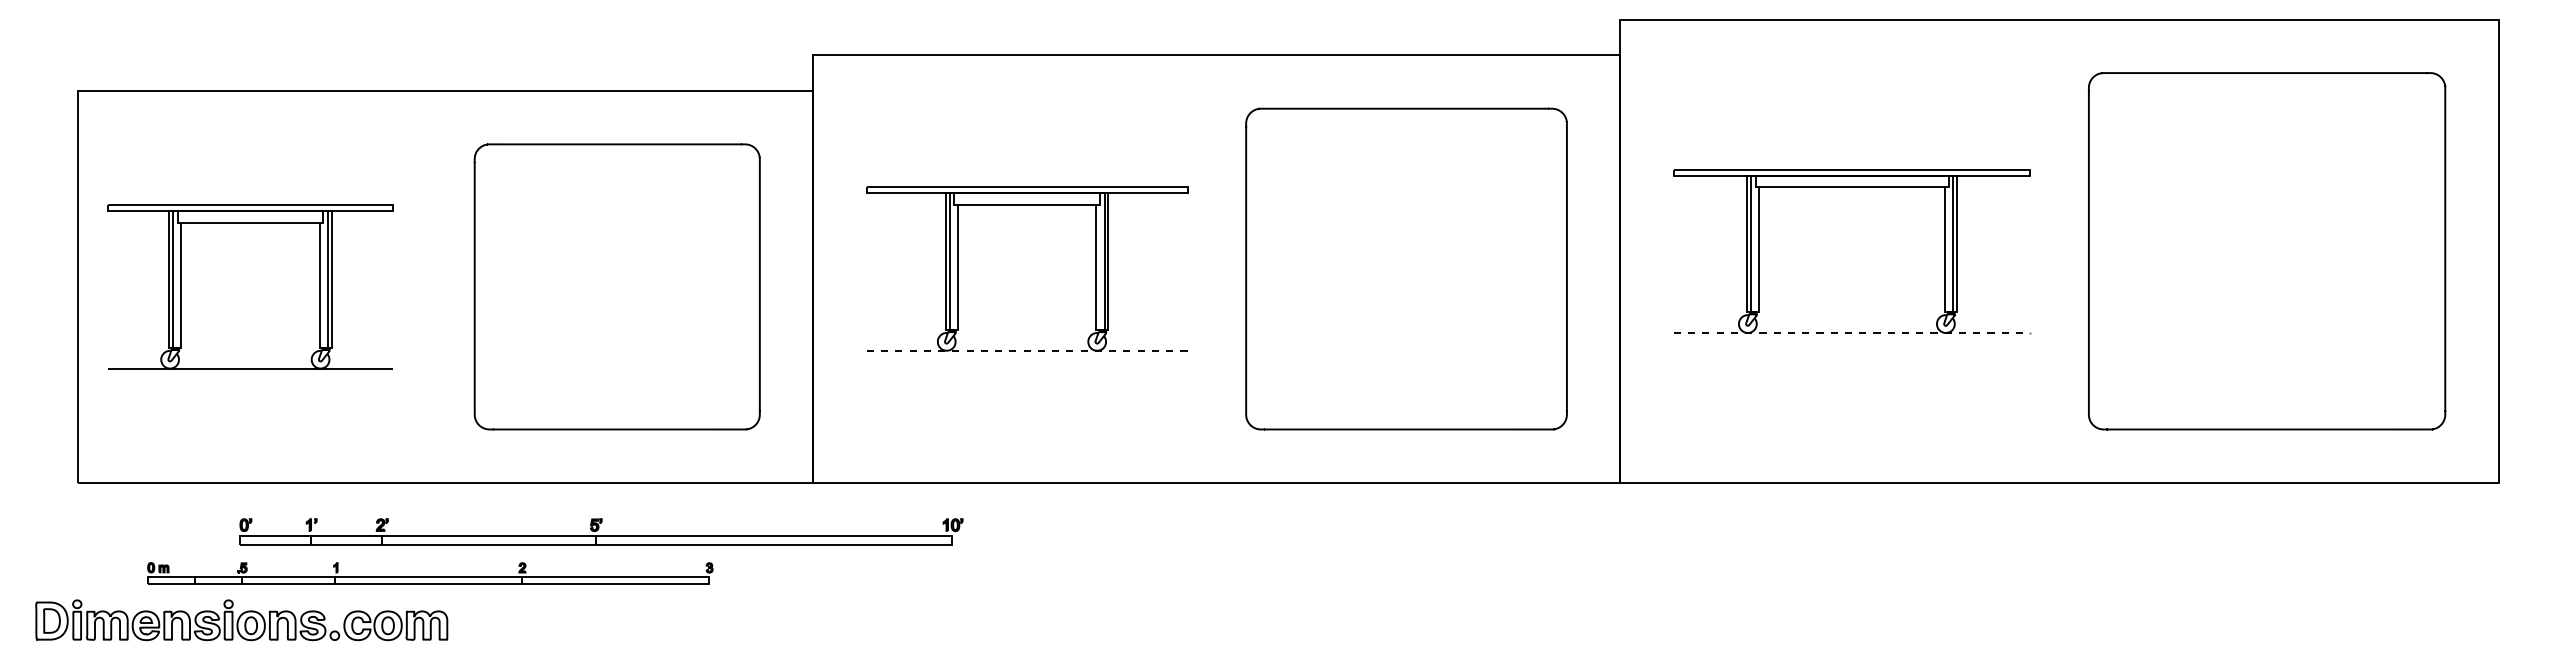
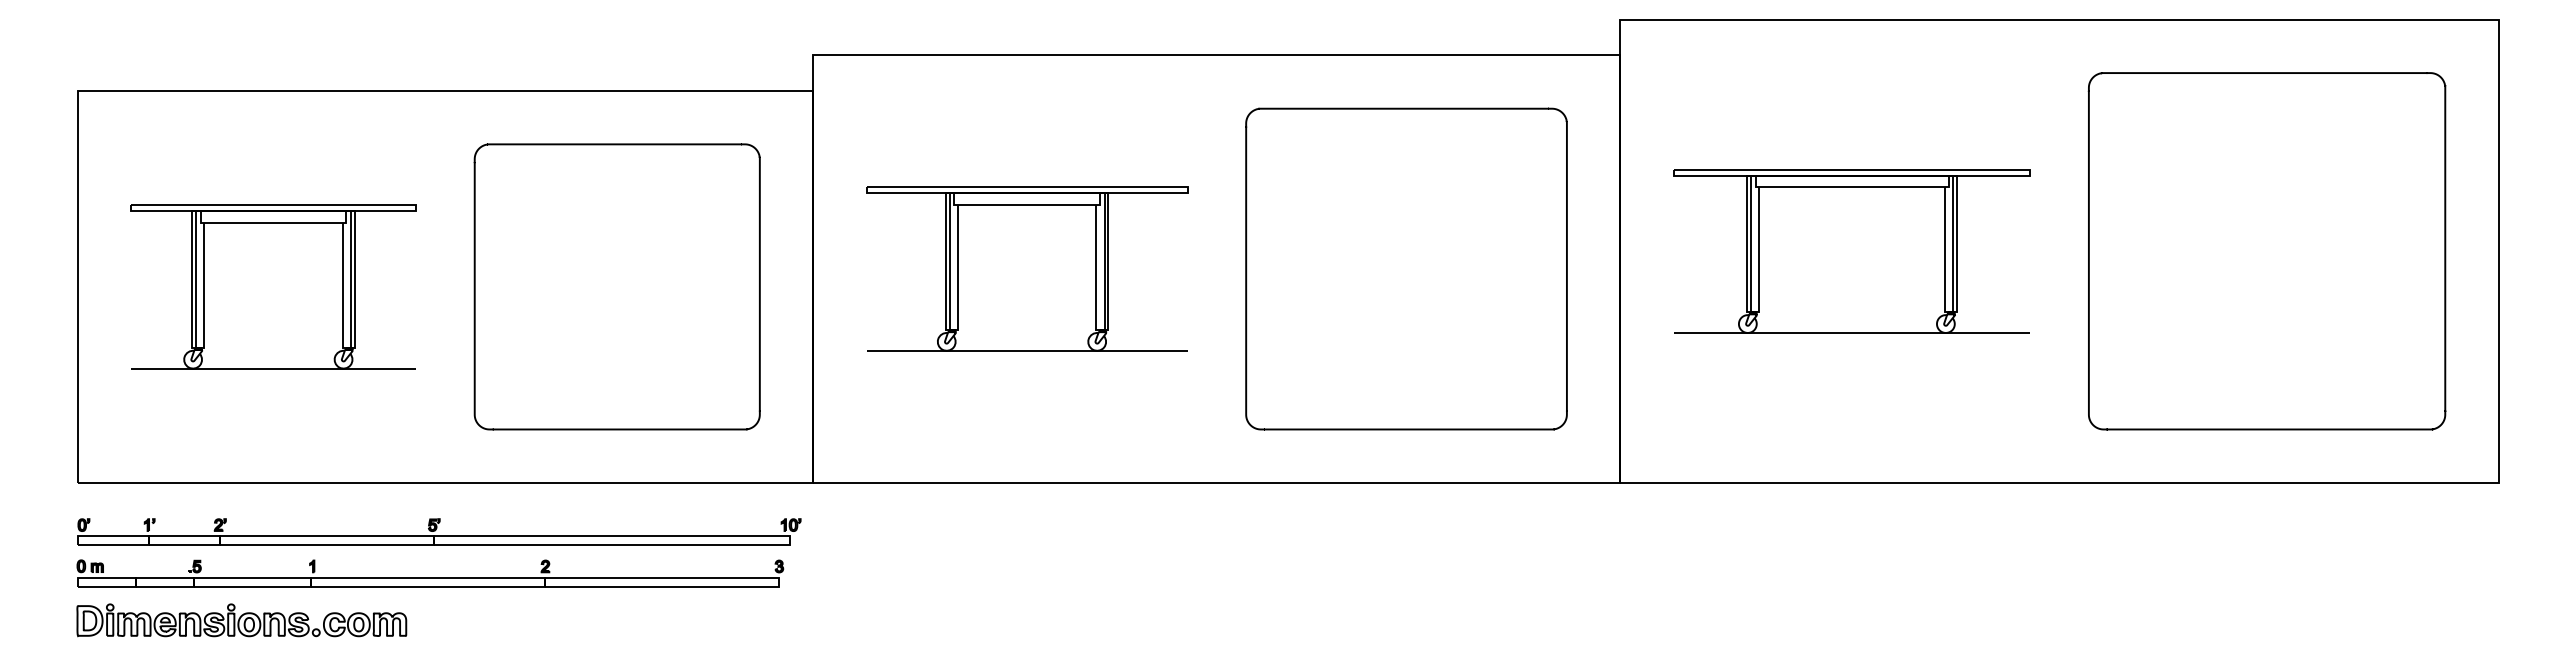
part position: (250, 286) -> (273, 286) (273, 286)
line: dashed -> solid (1852, 332)
line: dashed -> solid (1027, 350)
part position: (601, 531) -> (439, 531) (439, 531)
part size: 567x23 px -> 709x29 px (430, 573)
part size: 414x43 px -> 332x35 px (241, 620)
